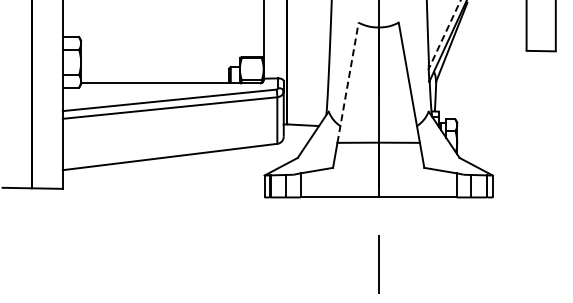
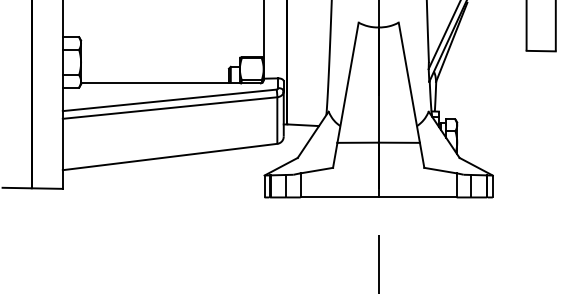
line: dashed -> solid (444, 34)
line: dashed -> solid (348, 82)
